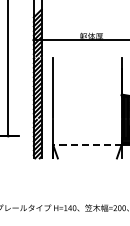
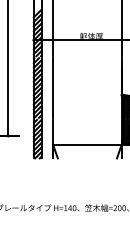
line: none -> present (53, 29)
line: none -> present (121, 29)
line: dashed -> solid (86, 145)
